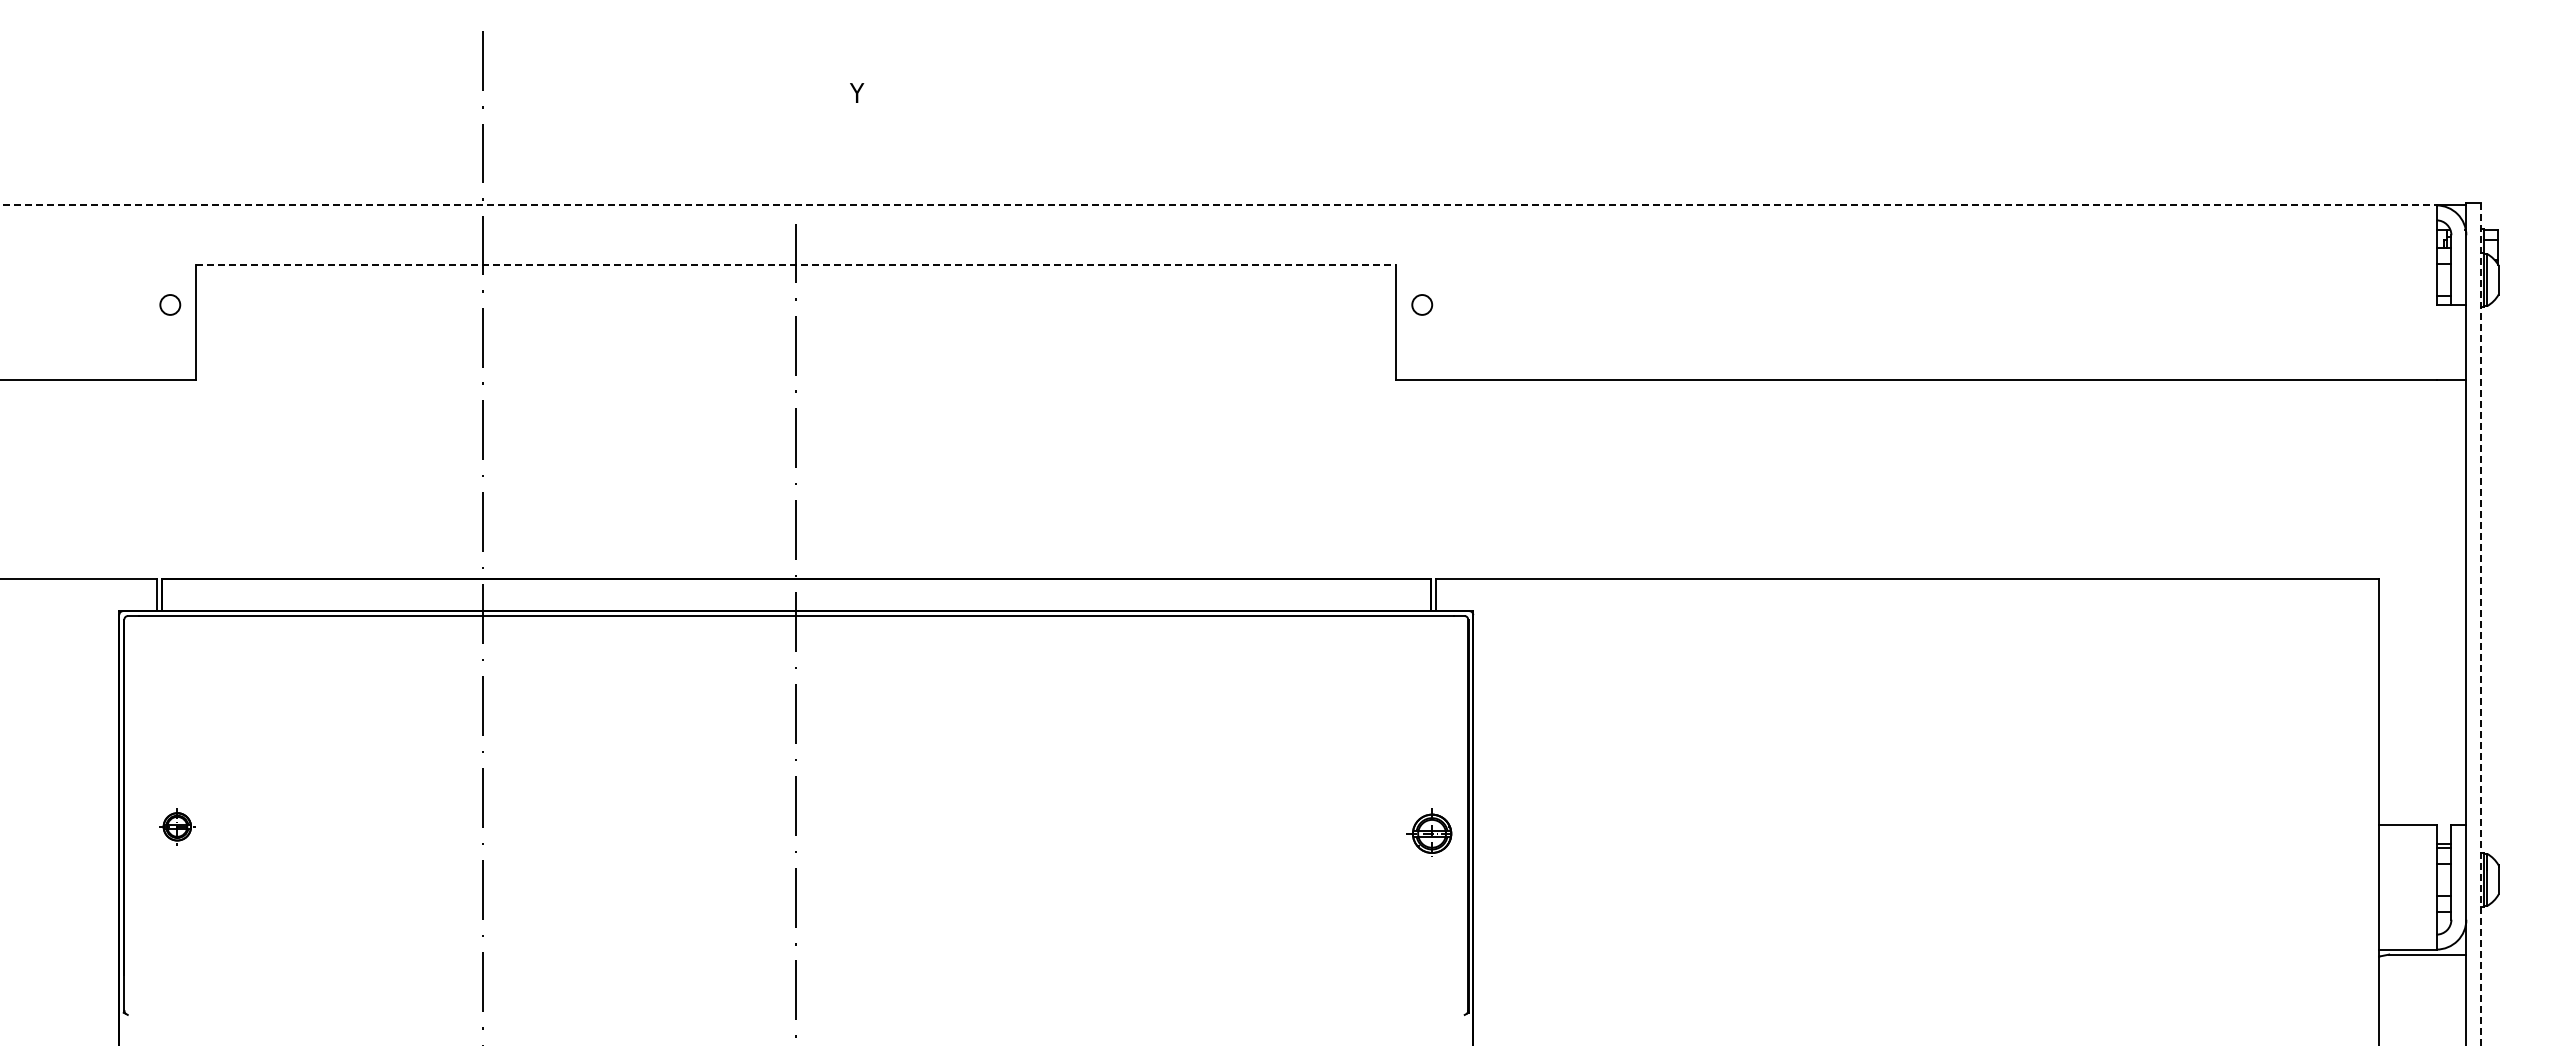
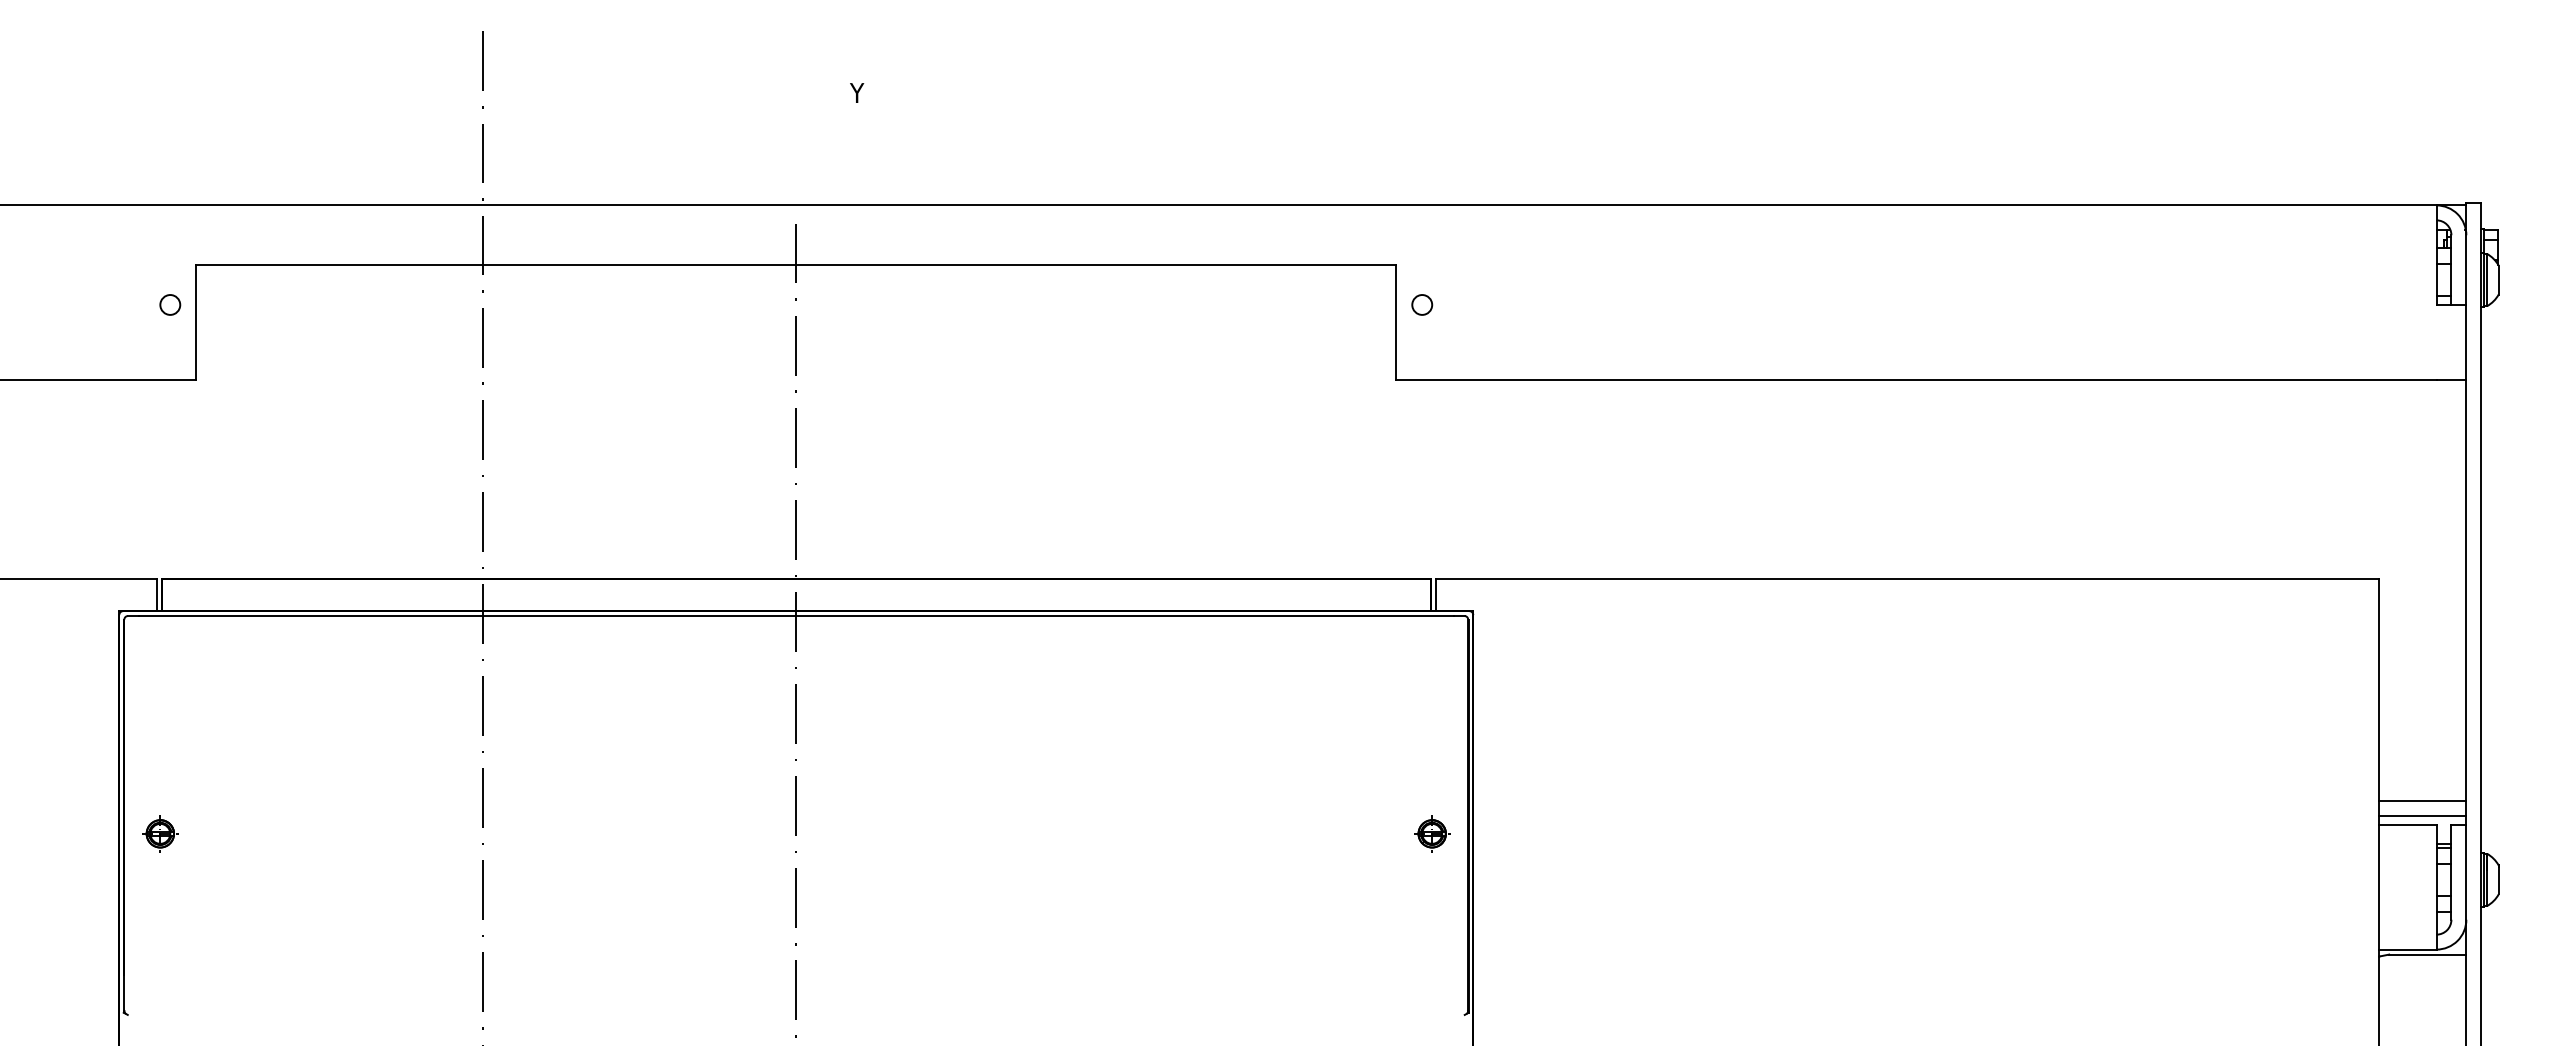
line: dashed -> solid (1218, 205)
line: dashed -> solid (796, 265)
line: dashed -> solid (2481, 624)
line: none -> present (2422, 800)
line: none -> present (2422, 815)
part position: (177, 826) -> (160, 833) (160, 833)
part size: 47x49 px -> 37x38 px (1432, 833)
